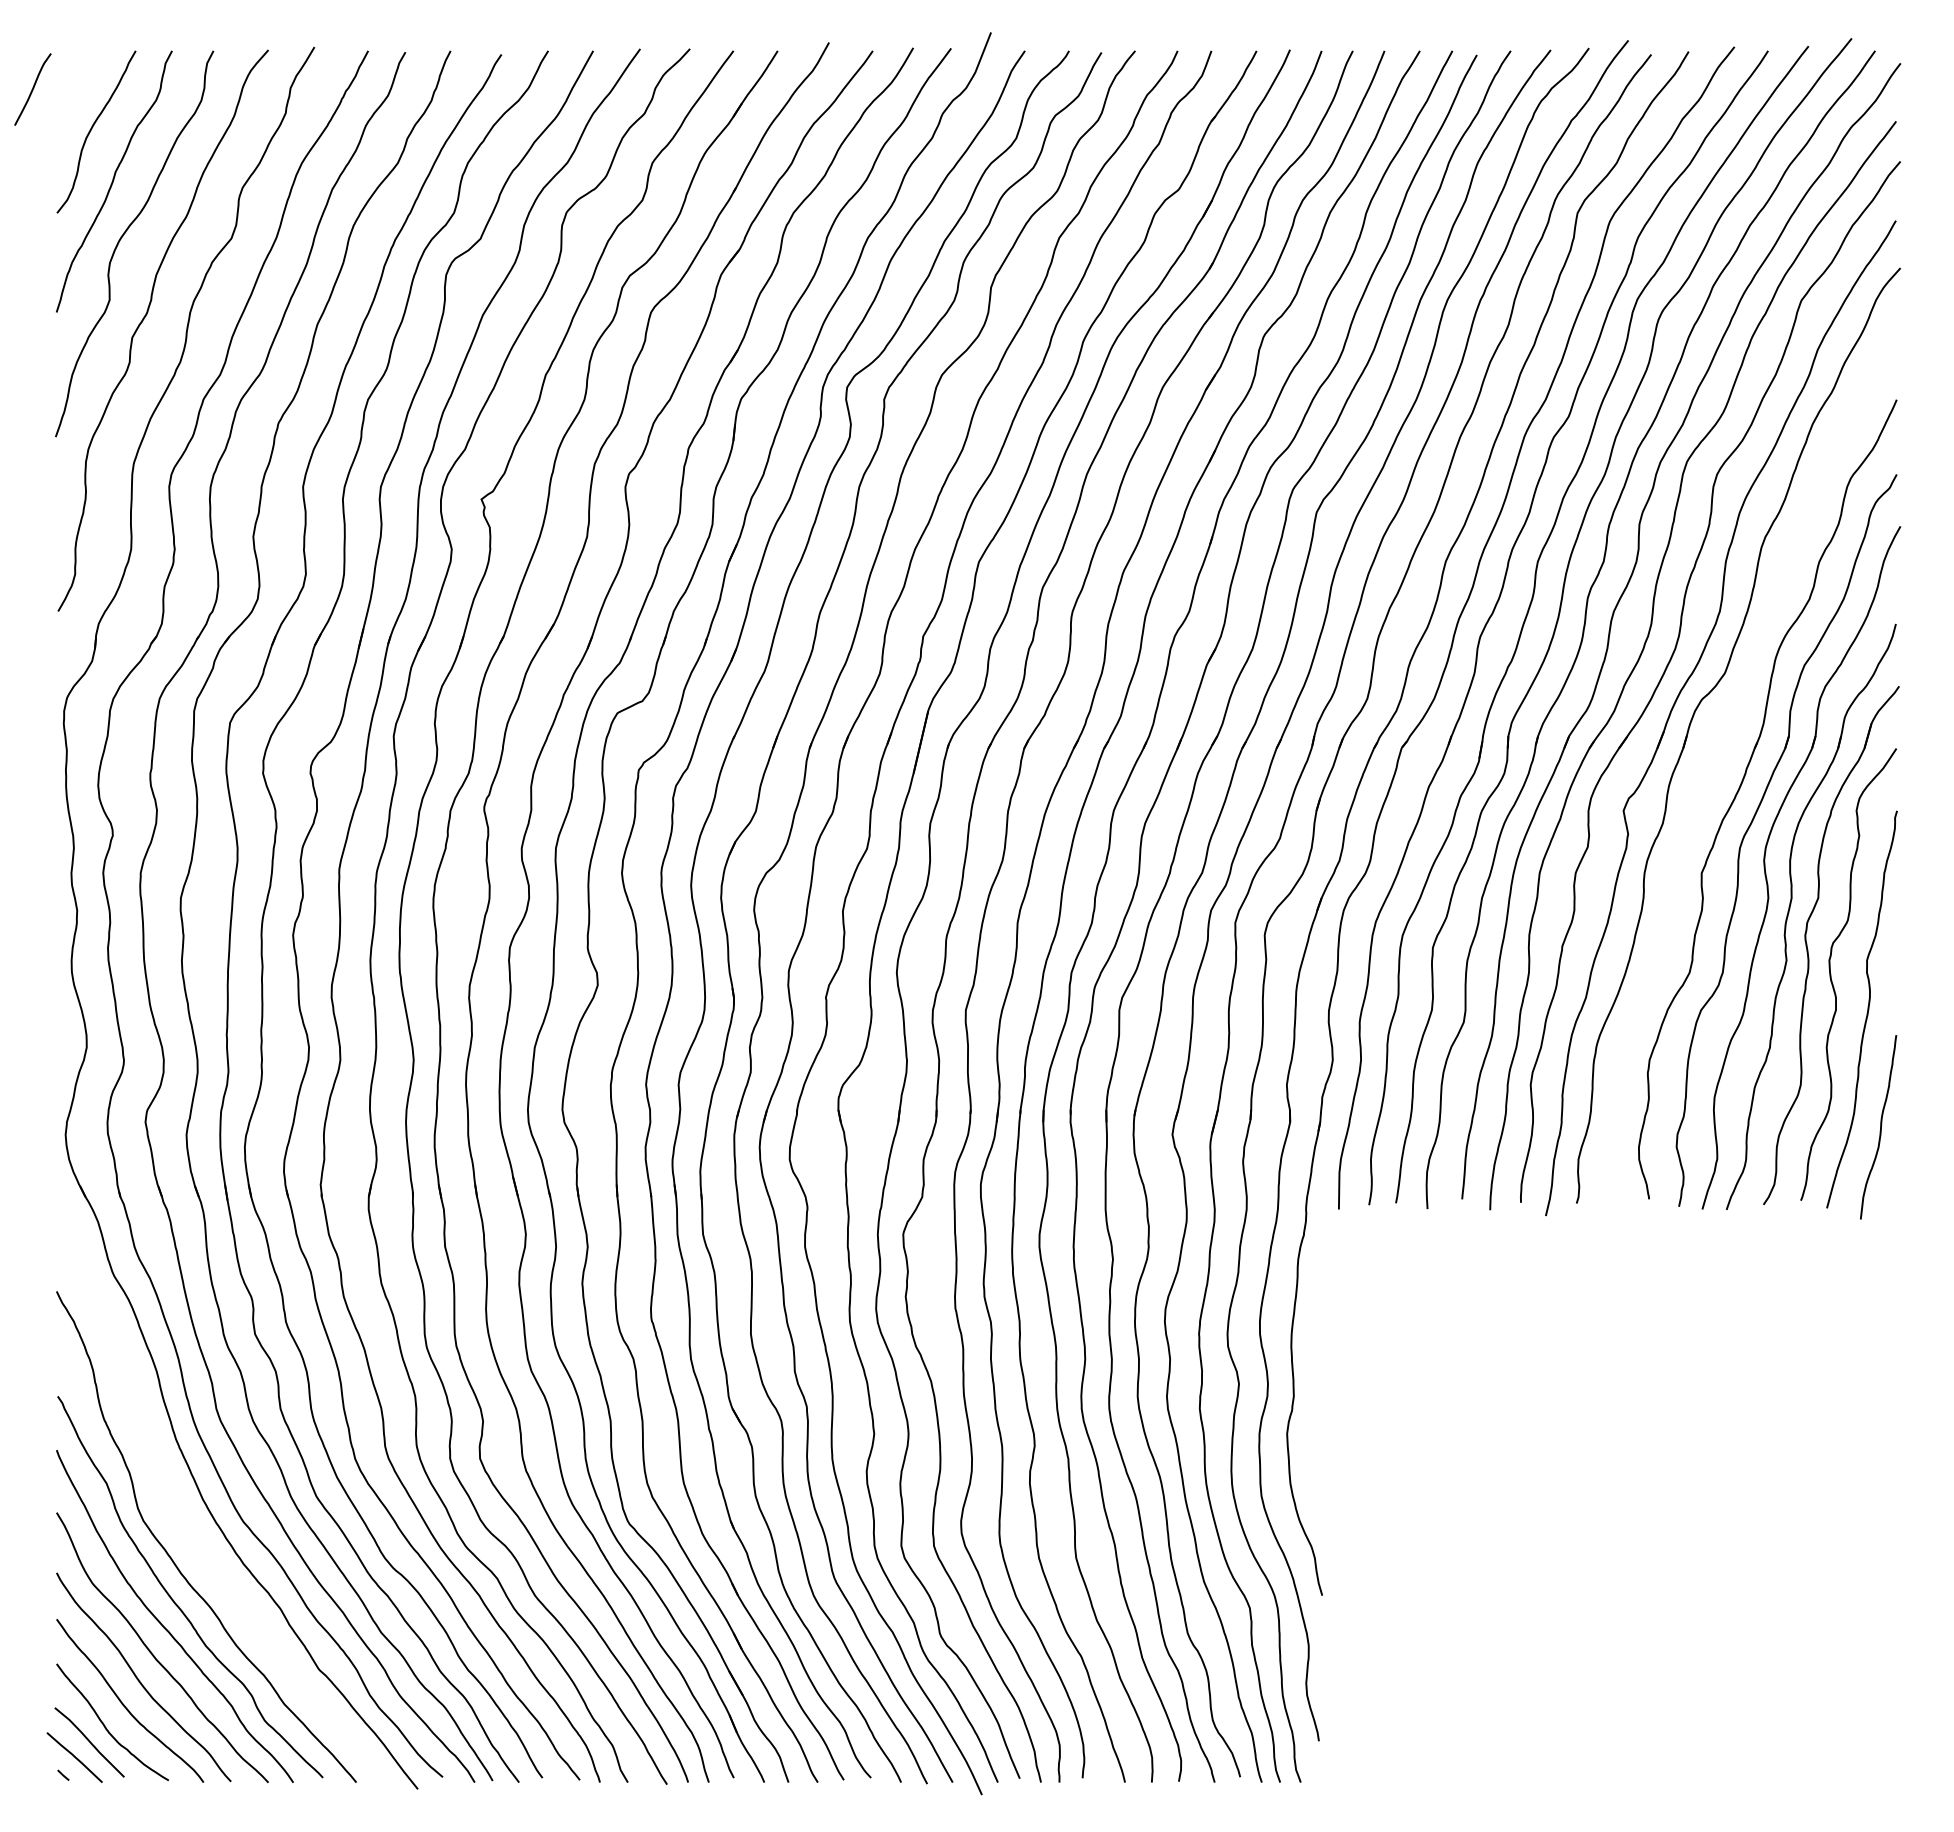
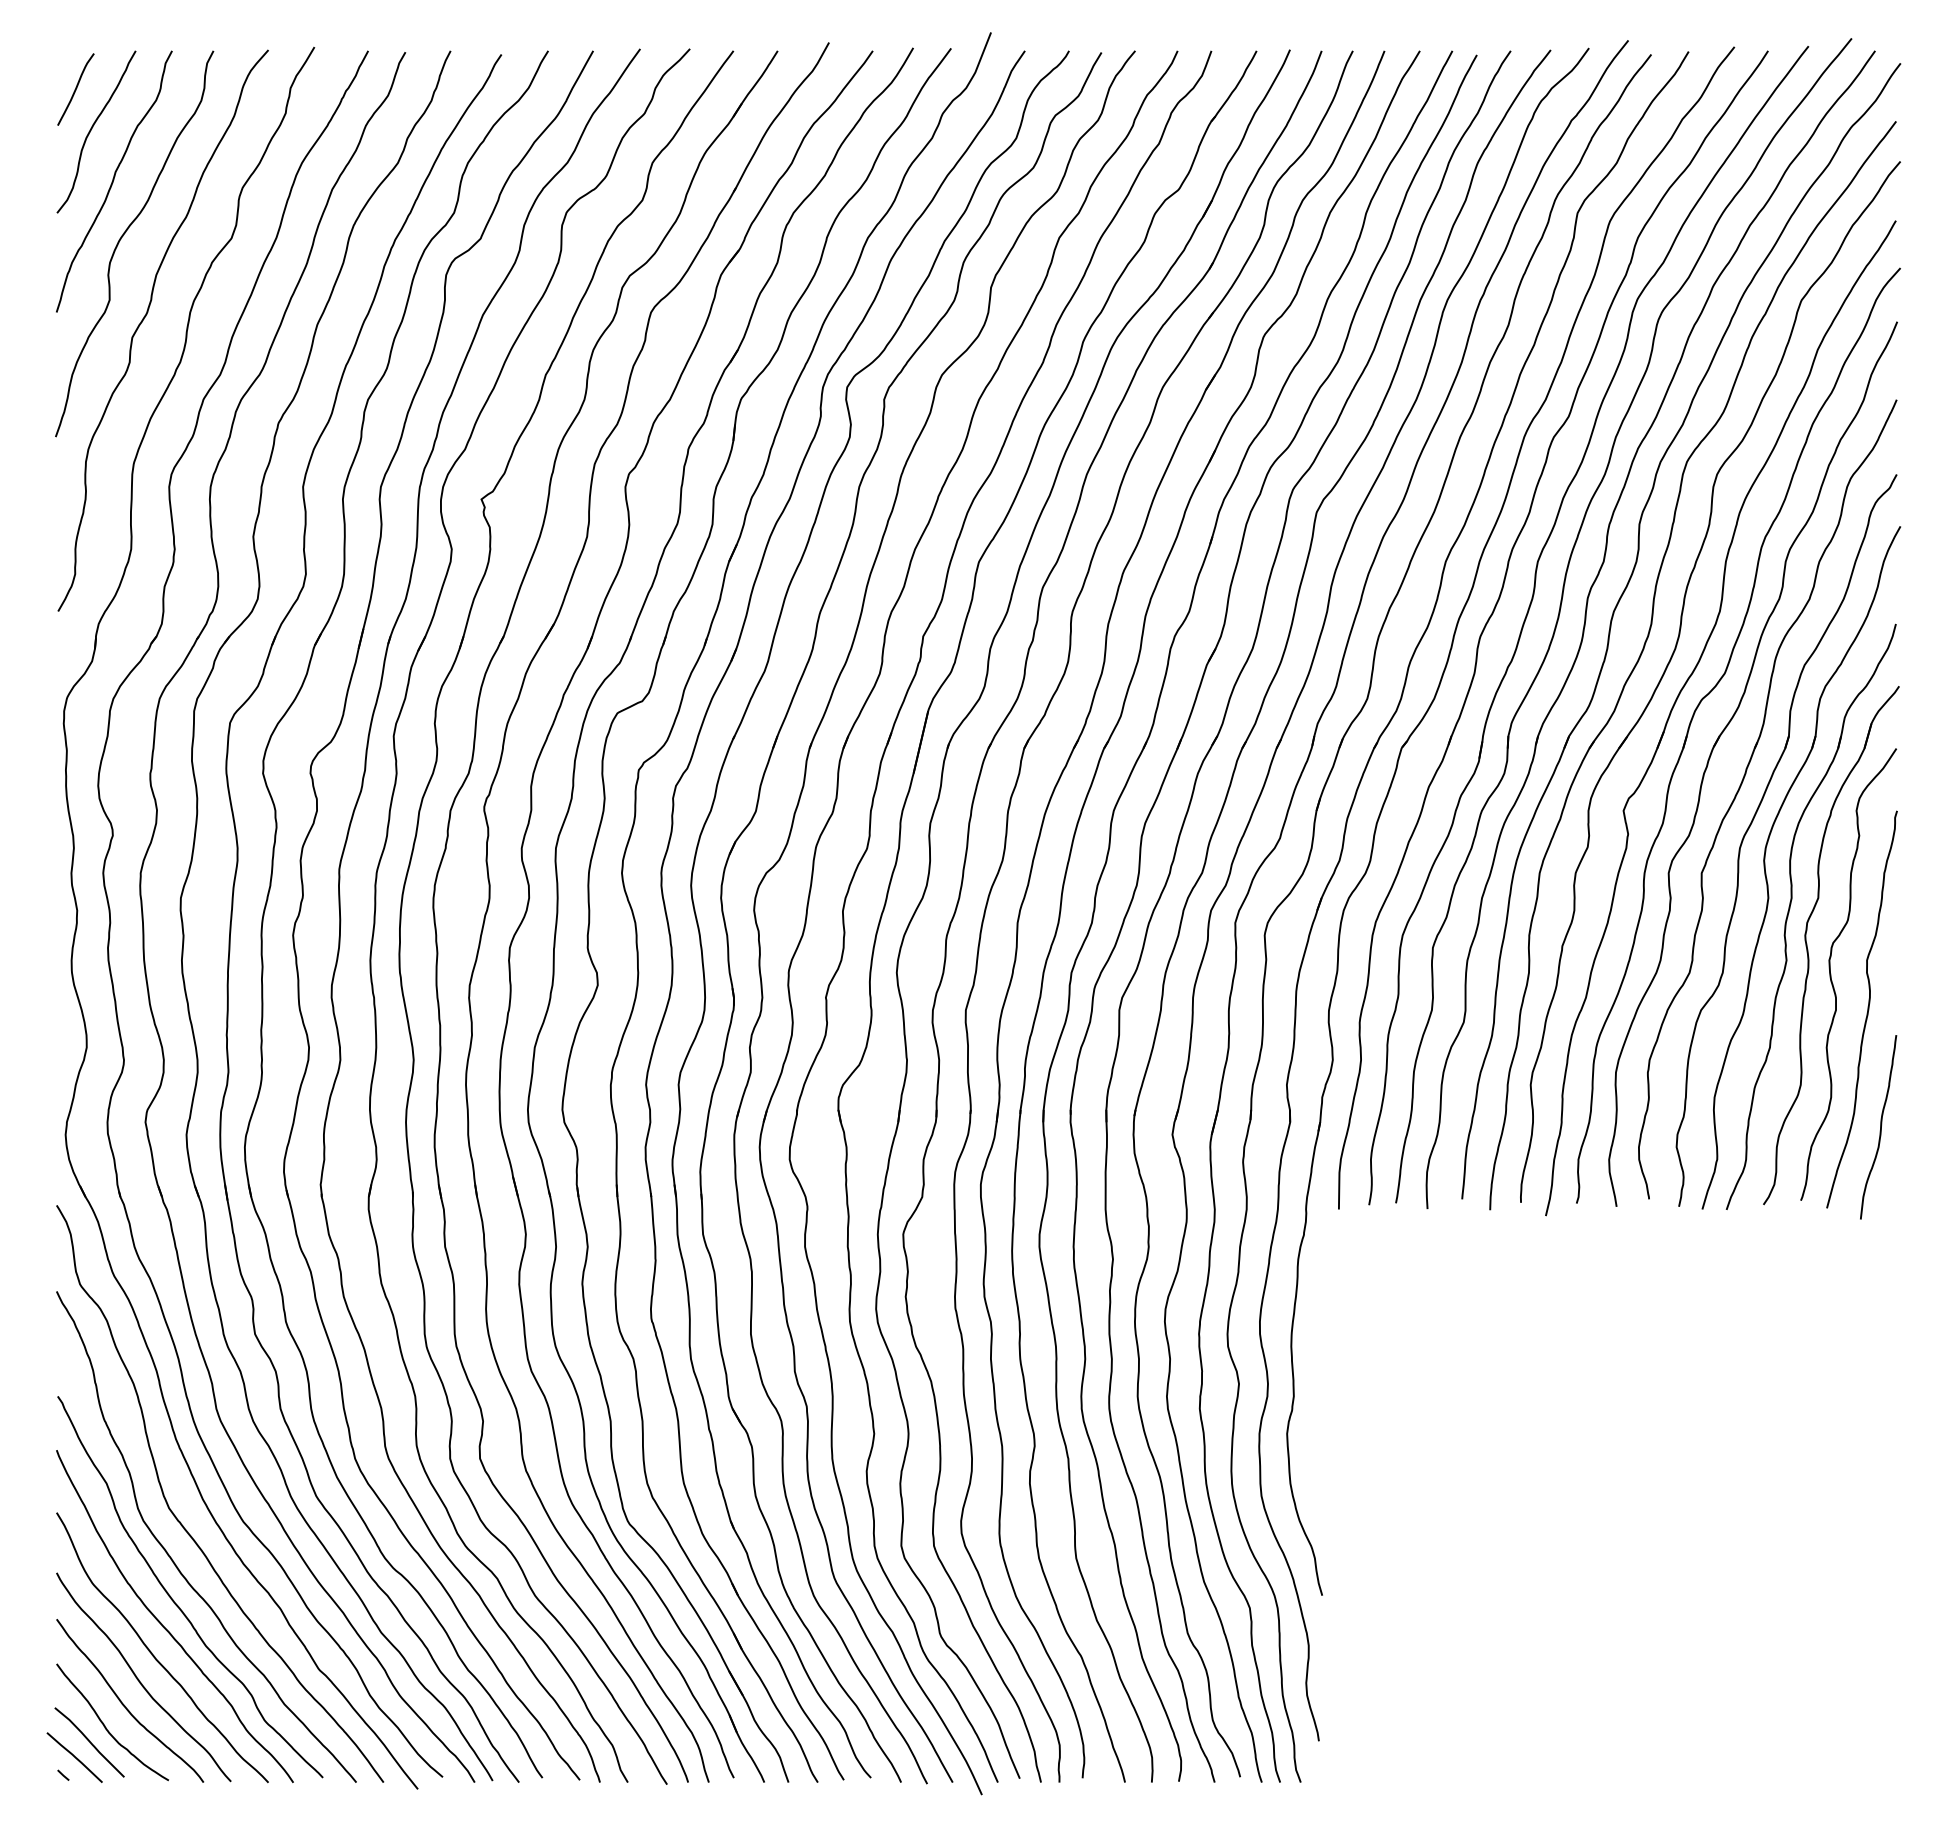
curve position: (32, 89) -> (75, 89) (75, 89)
part: none -> present (1716, 744)
curve: none -> present (181, 1522)
